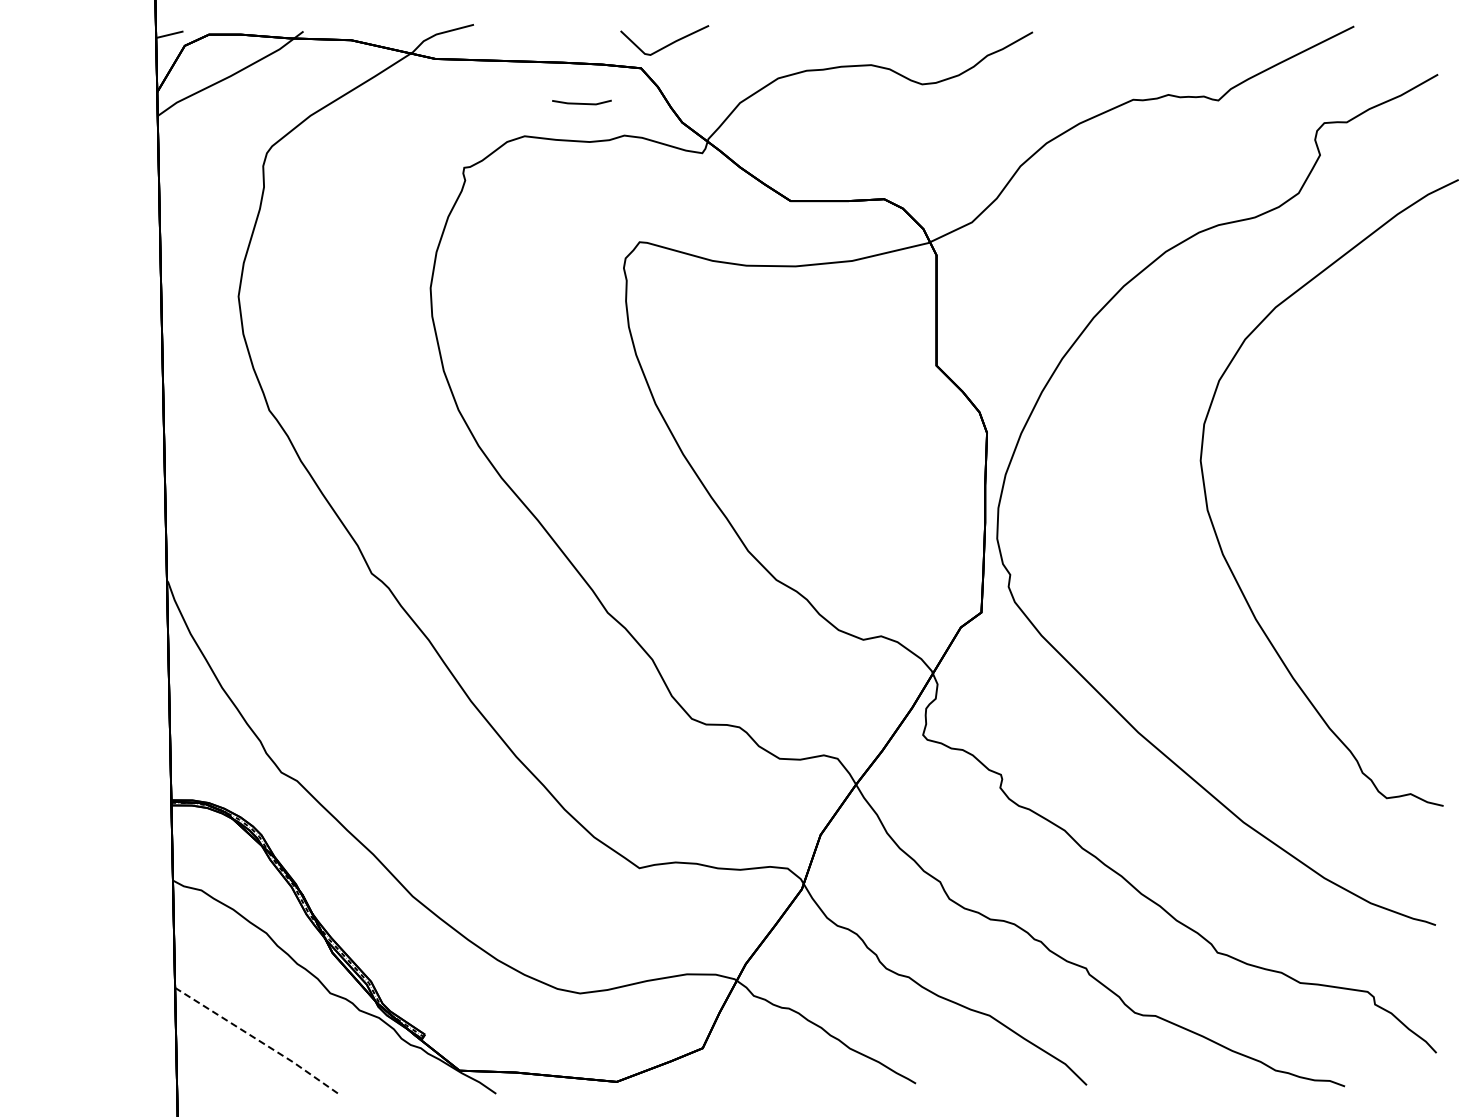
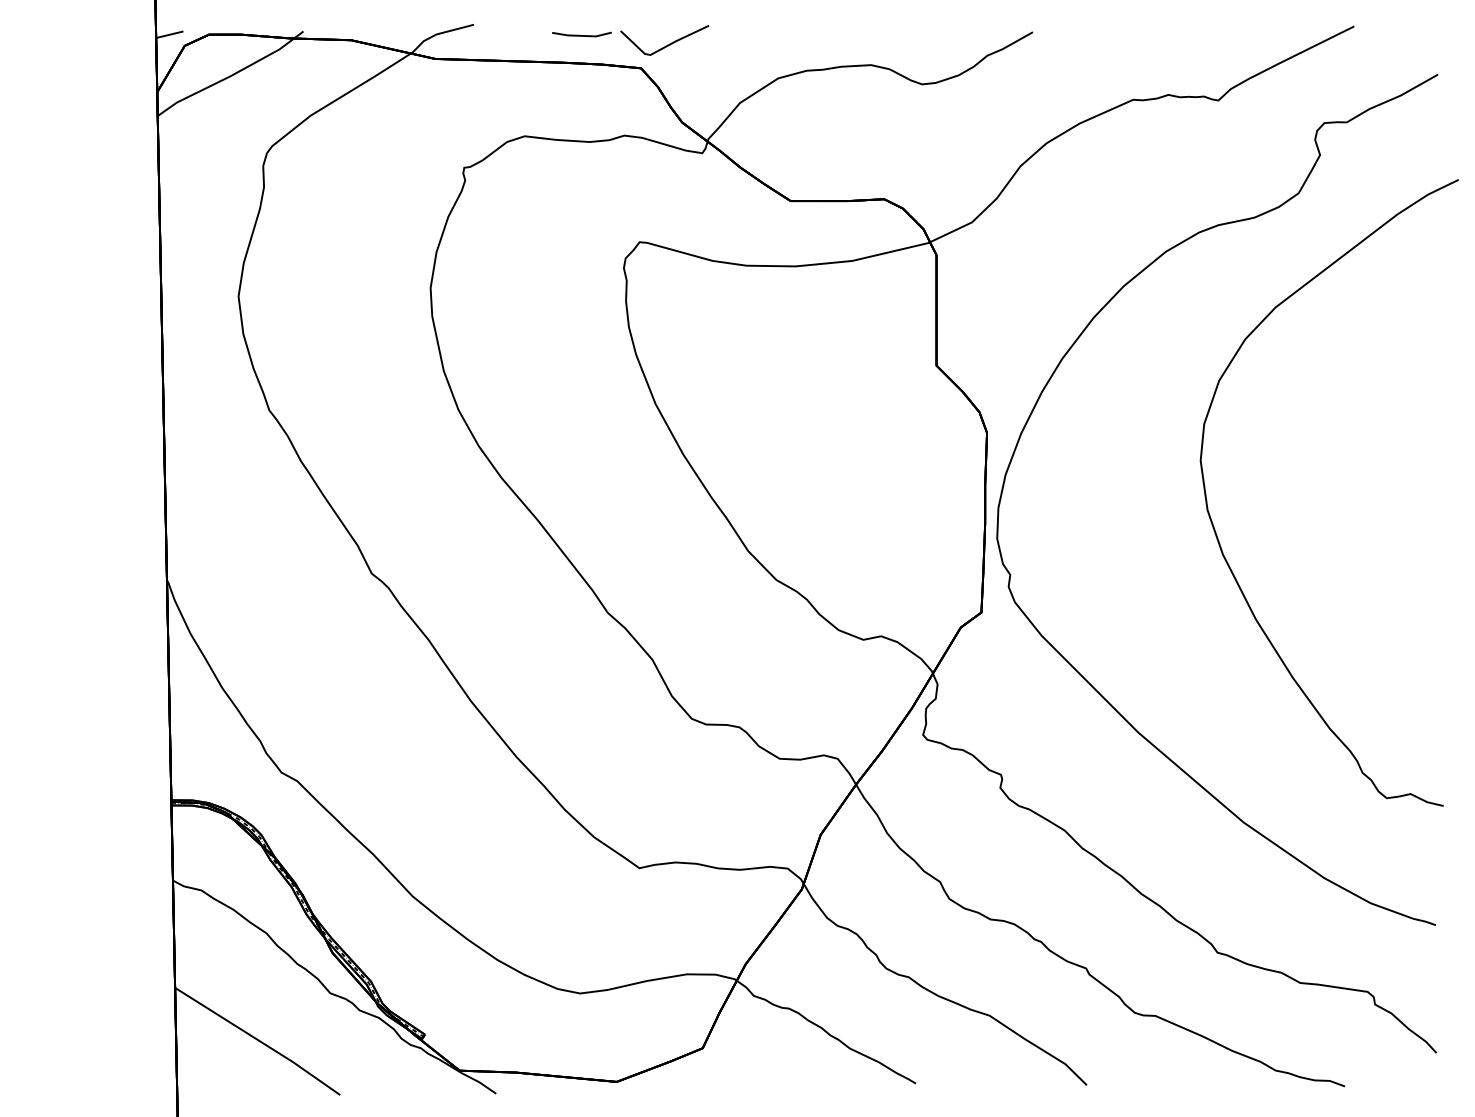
line position: (581, 103) -> (581, 35) (581, 35)
line: dashed -> solid (259, 1040)
